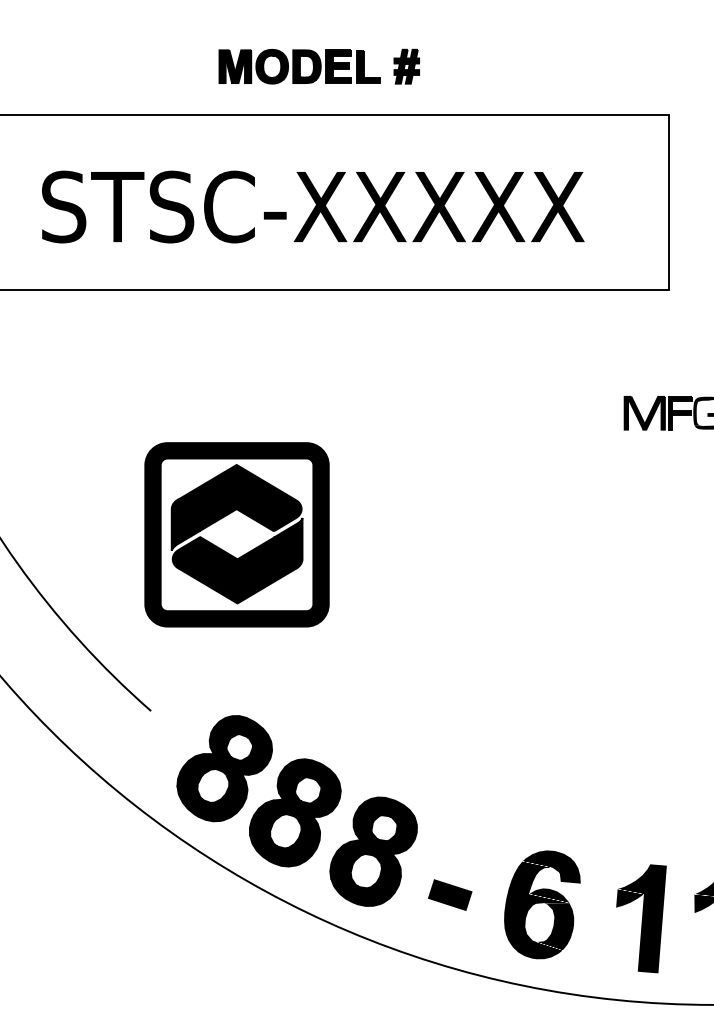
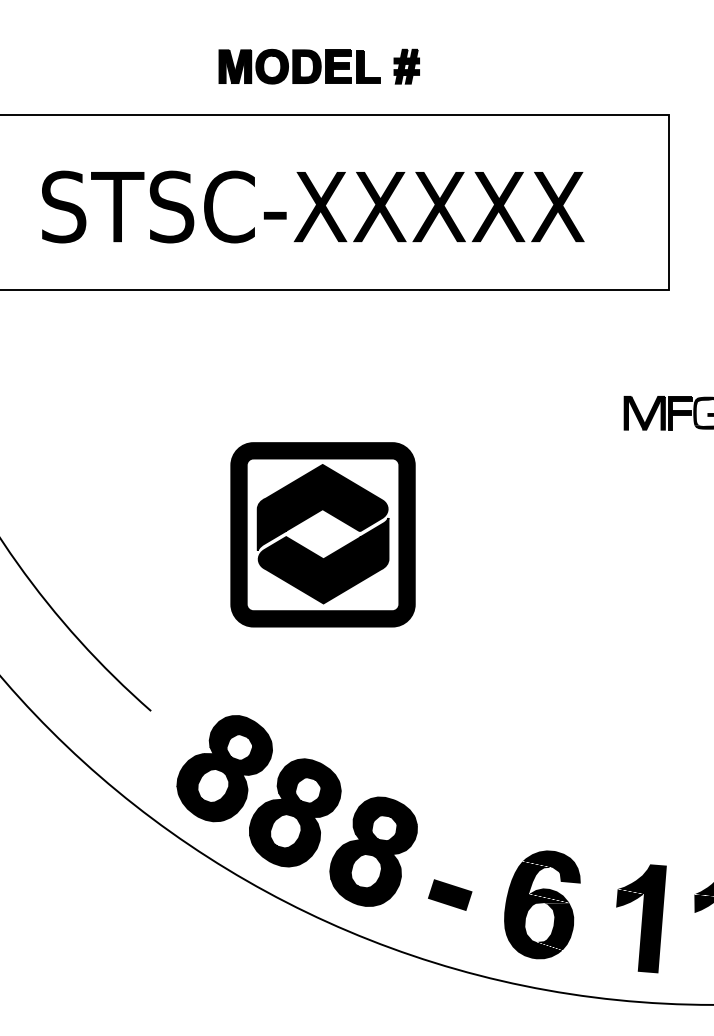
part position: (236, 534) -> (322, 534) (322, 534)
